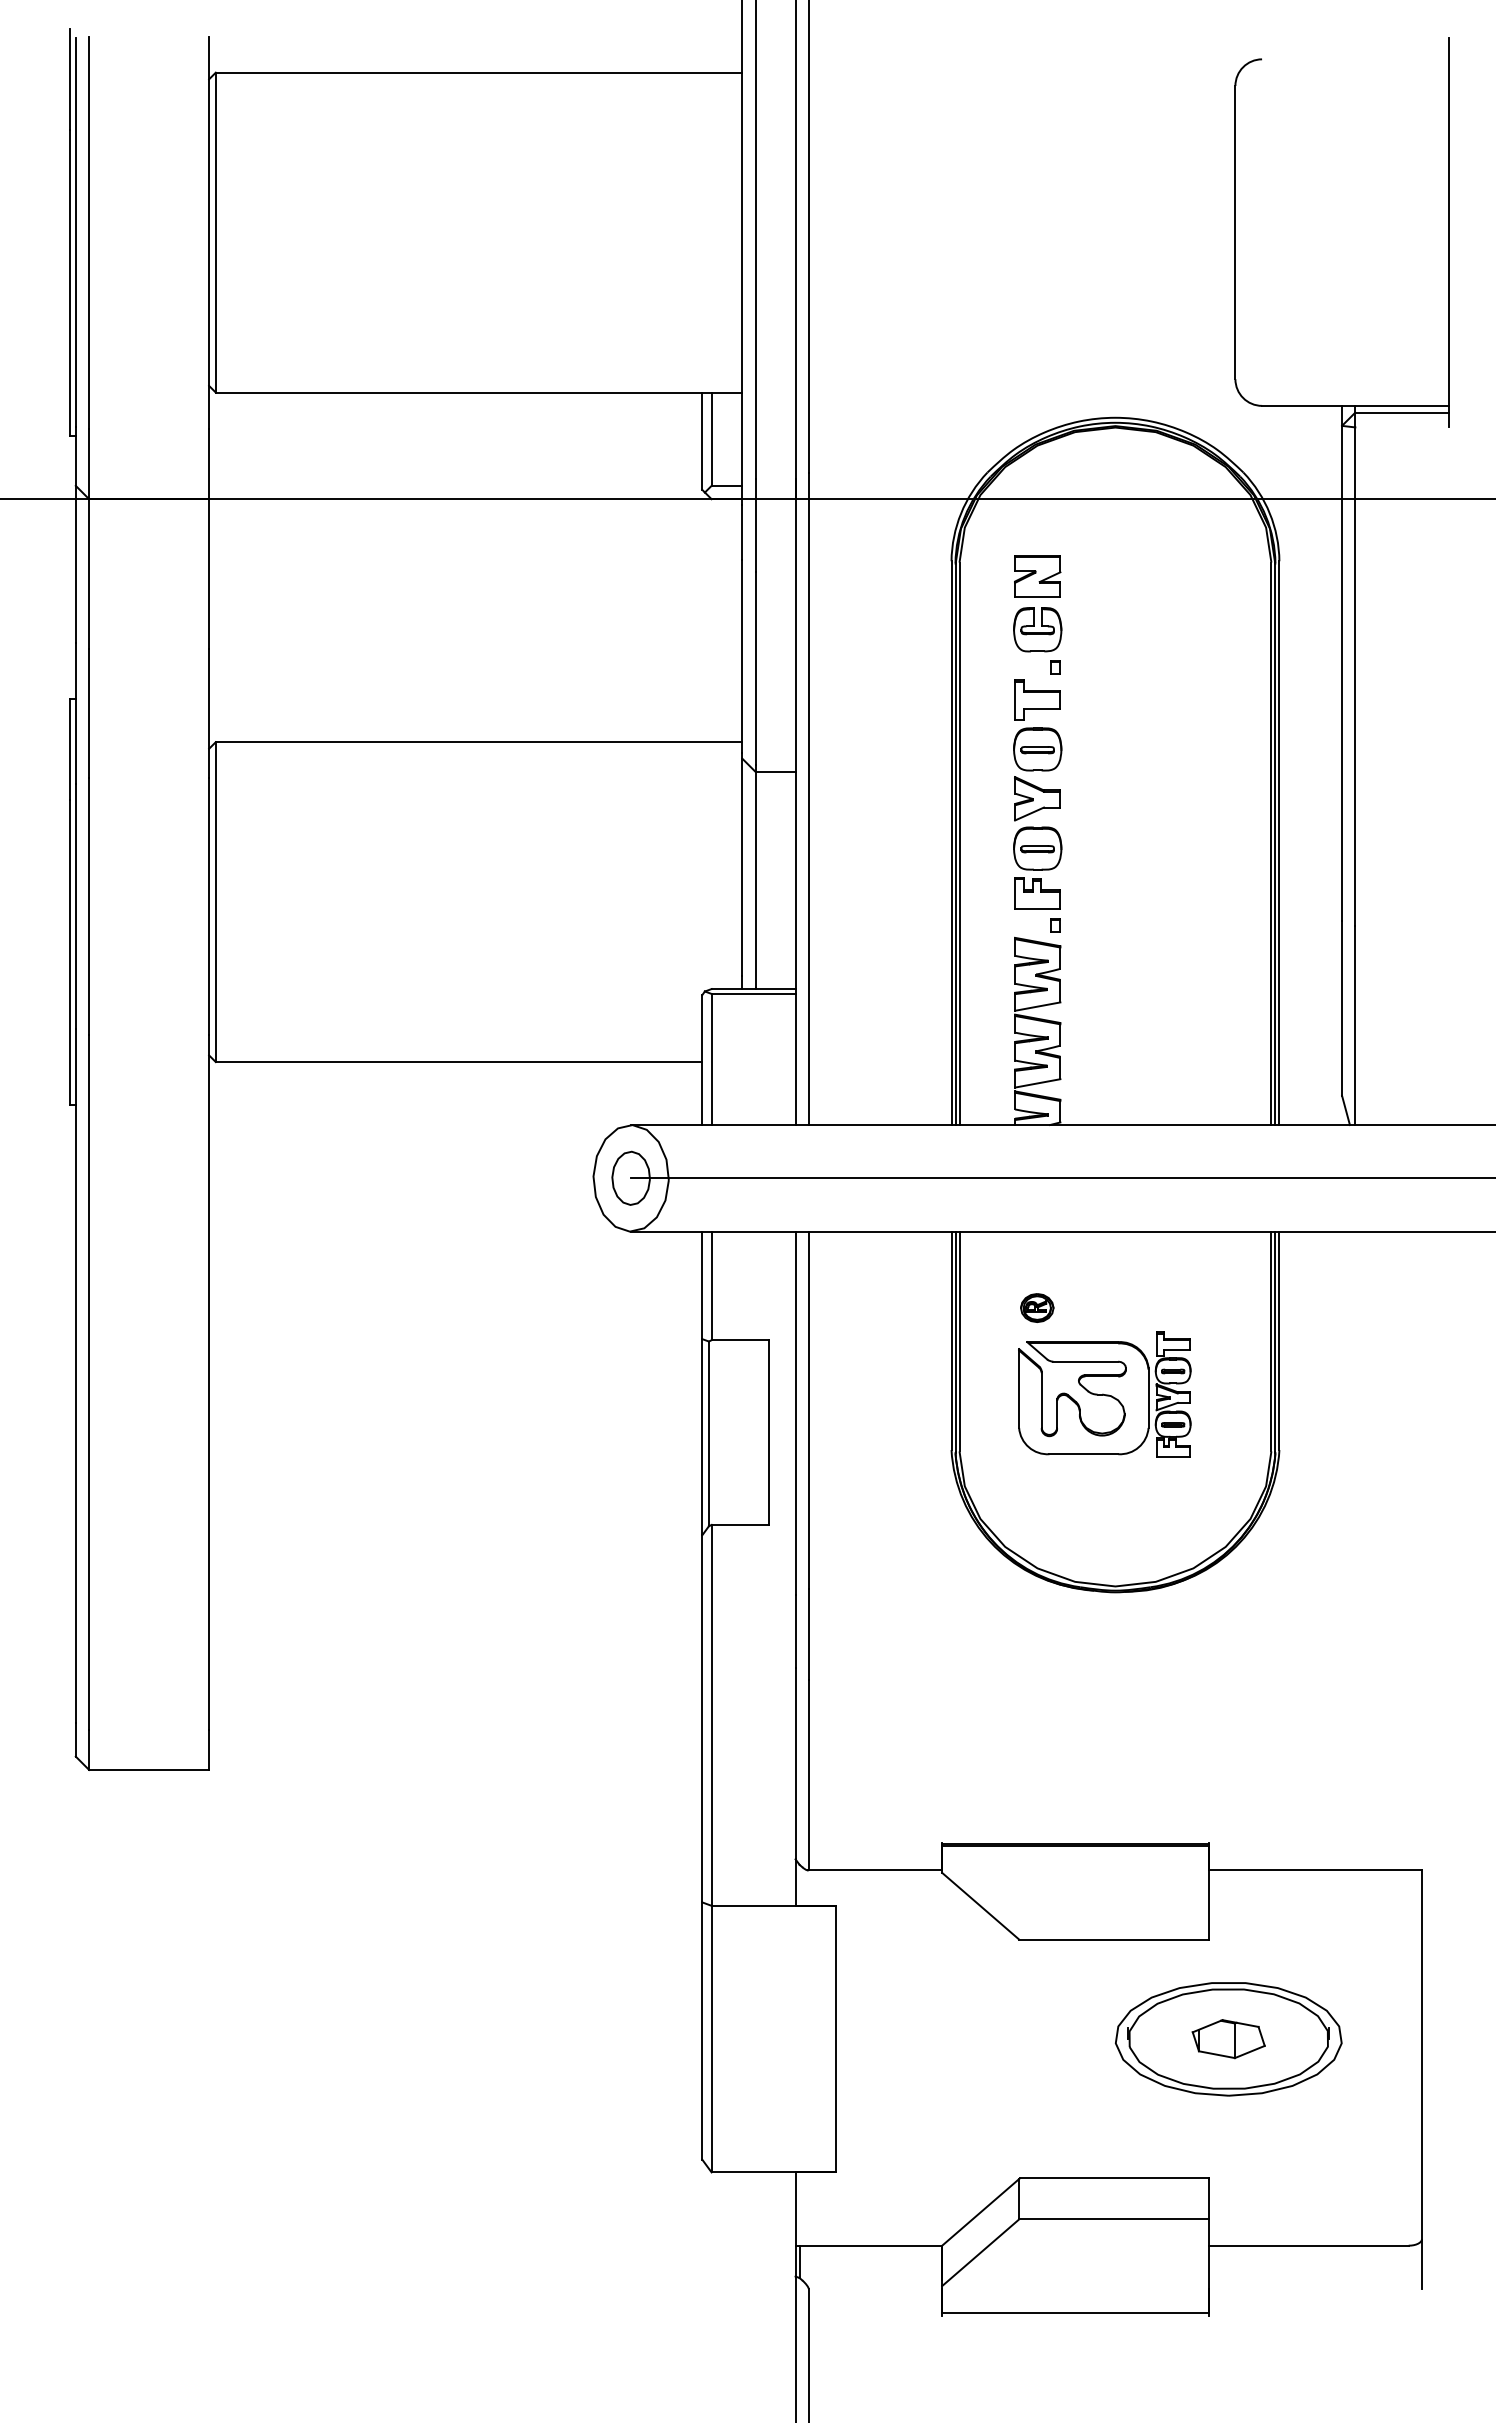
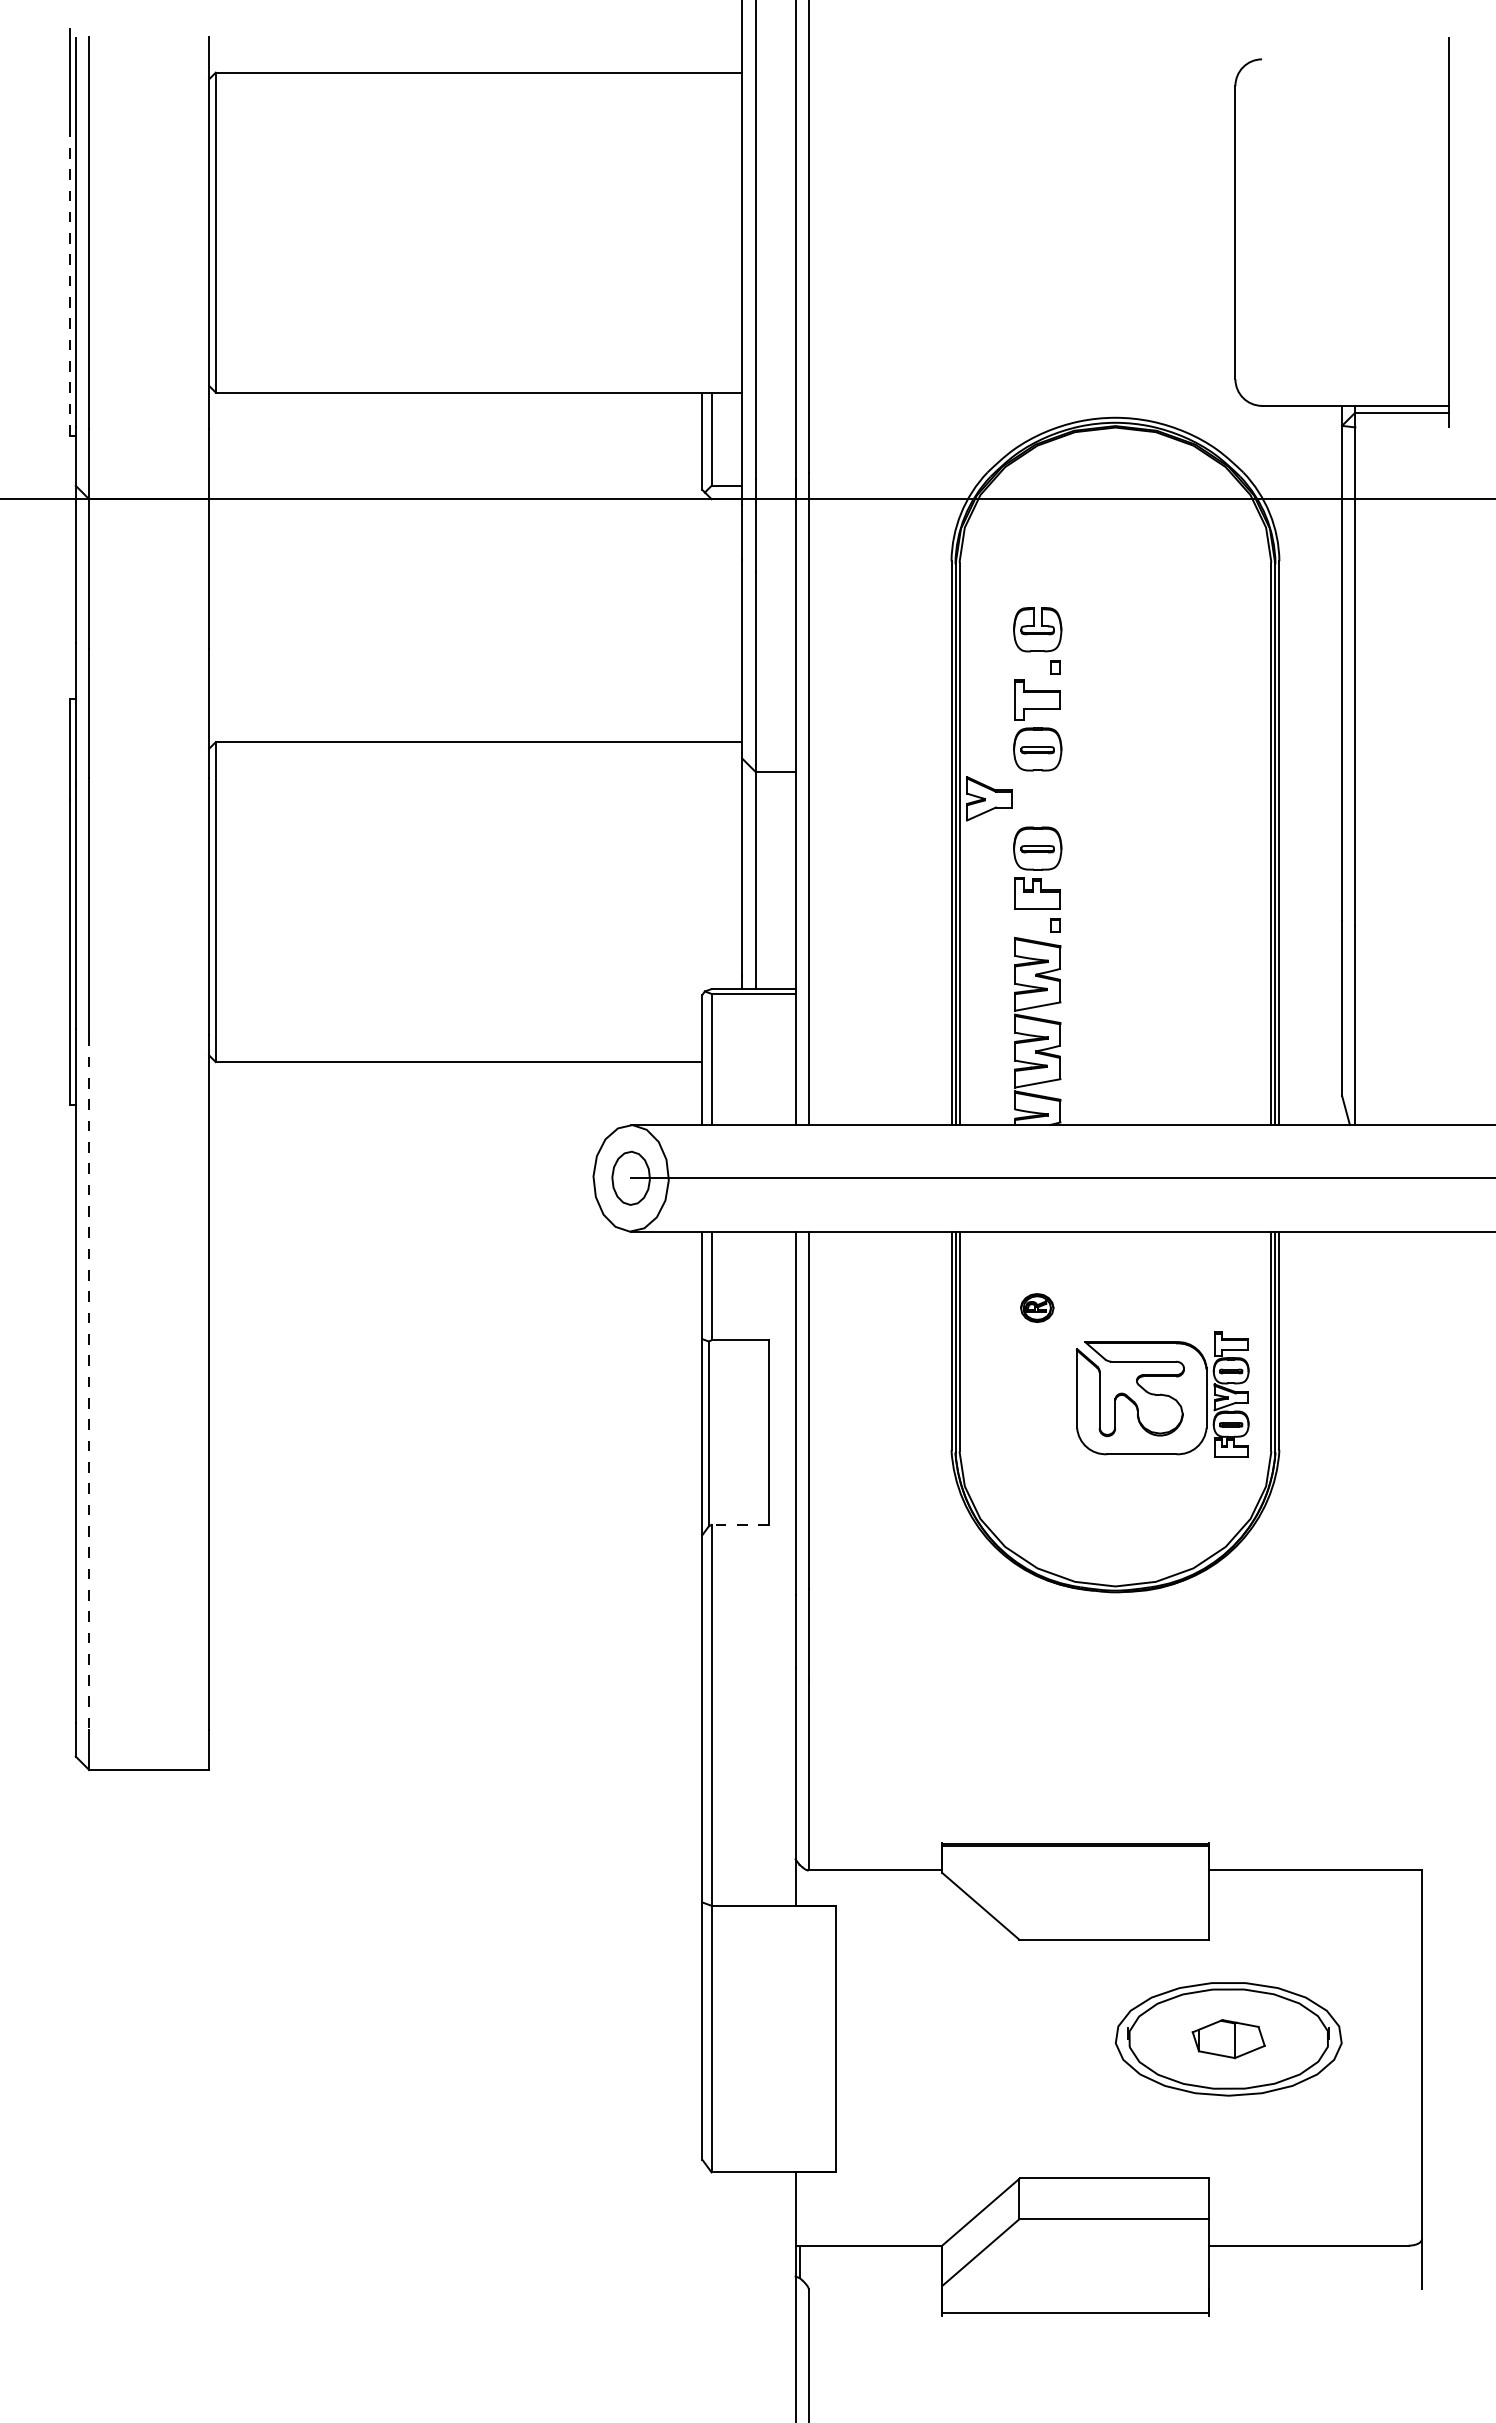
line: solid -> dashed (70, 282)
part: present -> none (1037, 576)
part position: (1037, 798) -> (989, 798) (989, 798)
line: solid -> dashed (89, 1383)
part position: (1104, 1394) -> (1162, 1394) (1162, 1394)
line: solid -> dashed (740, 1524)
